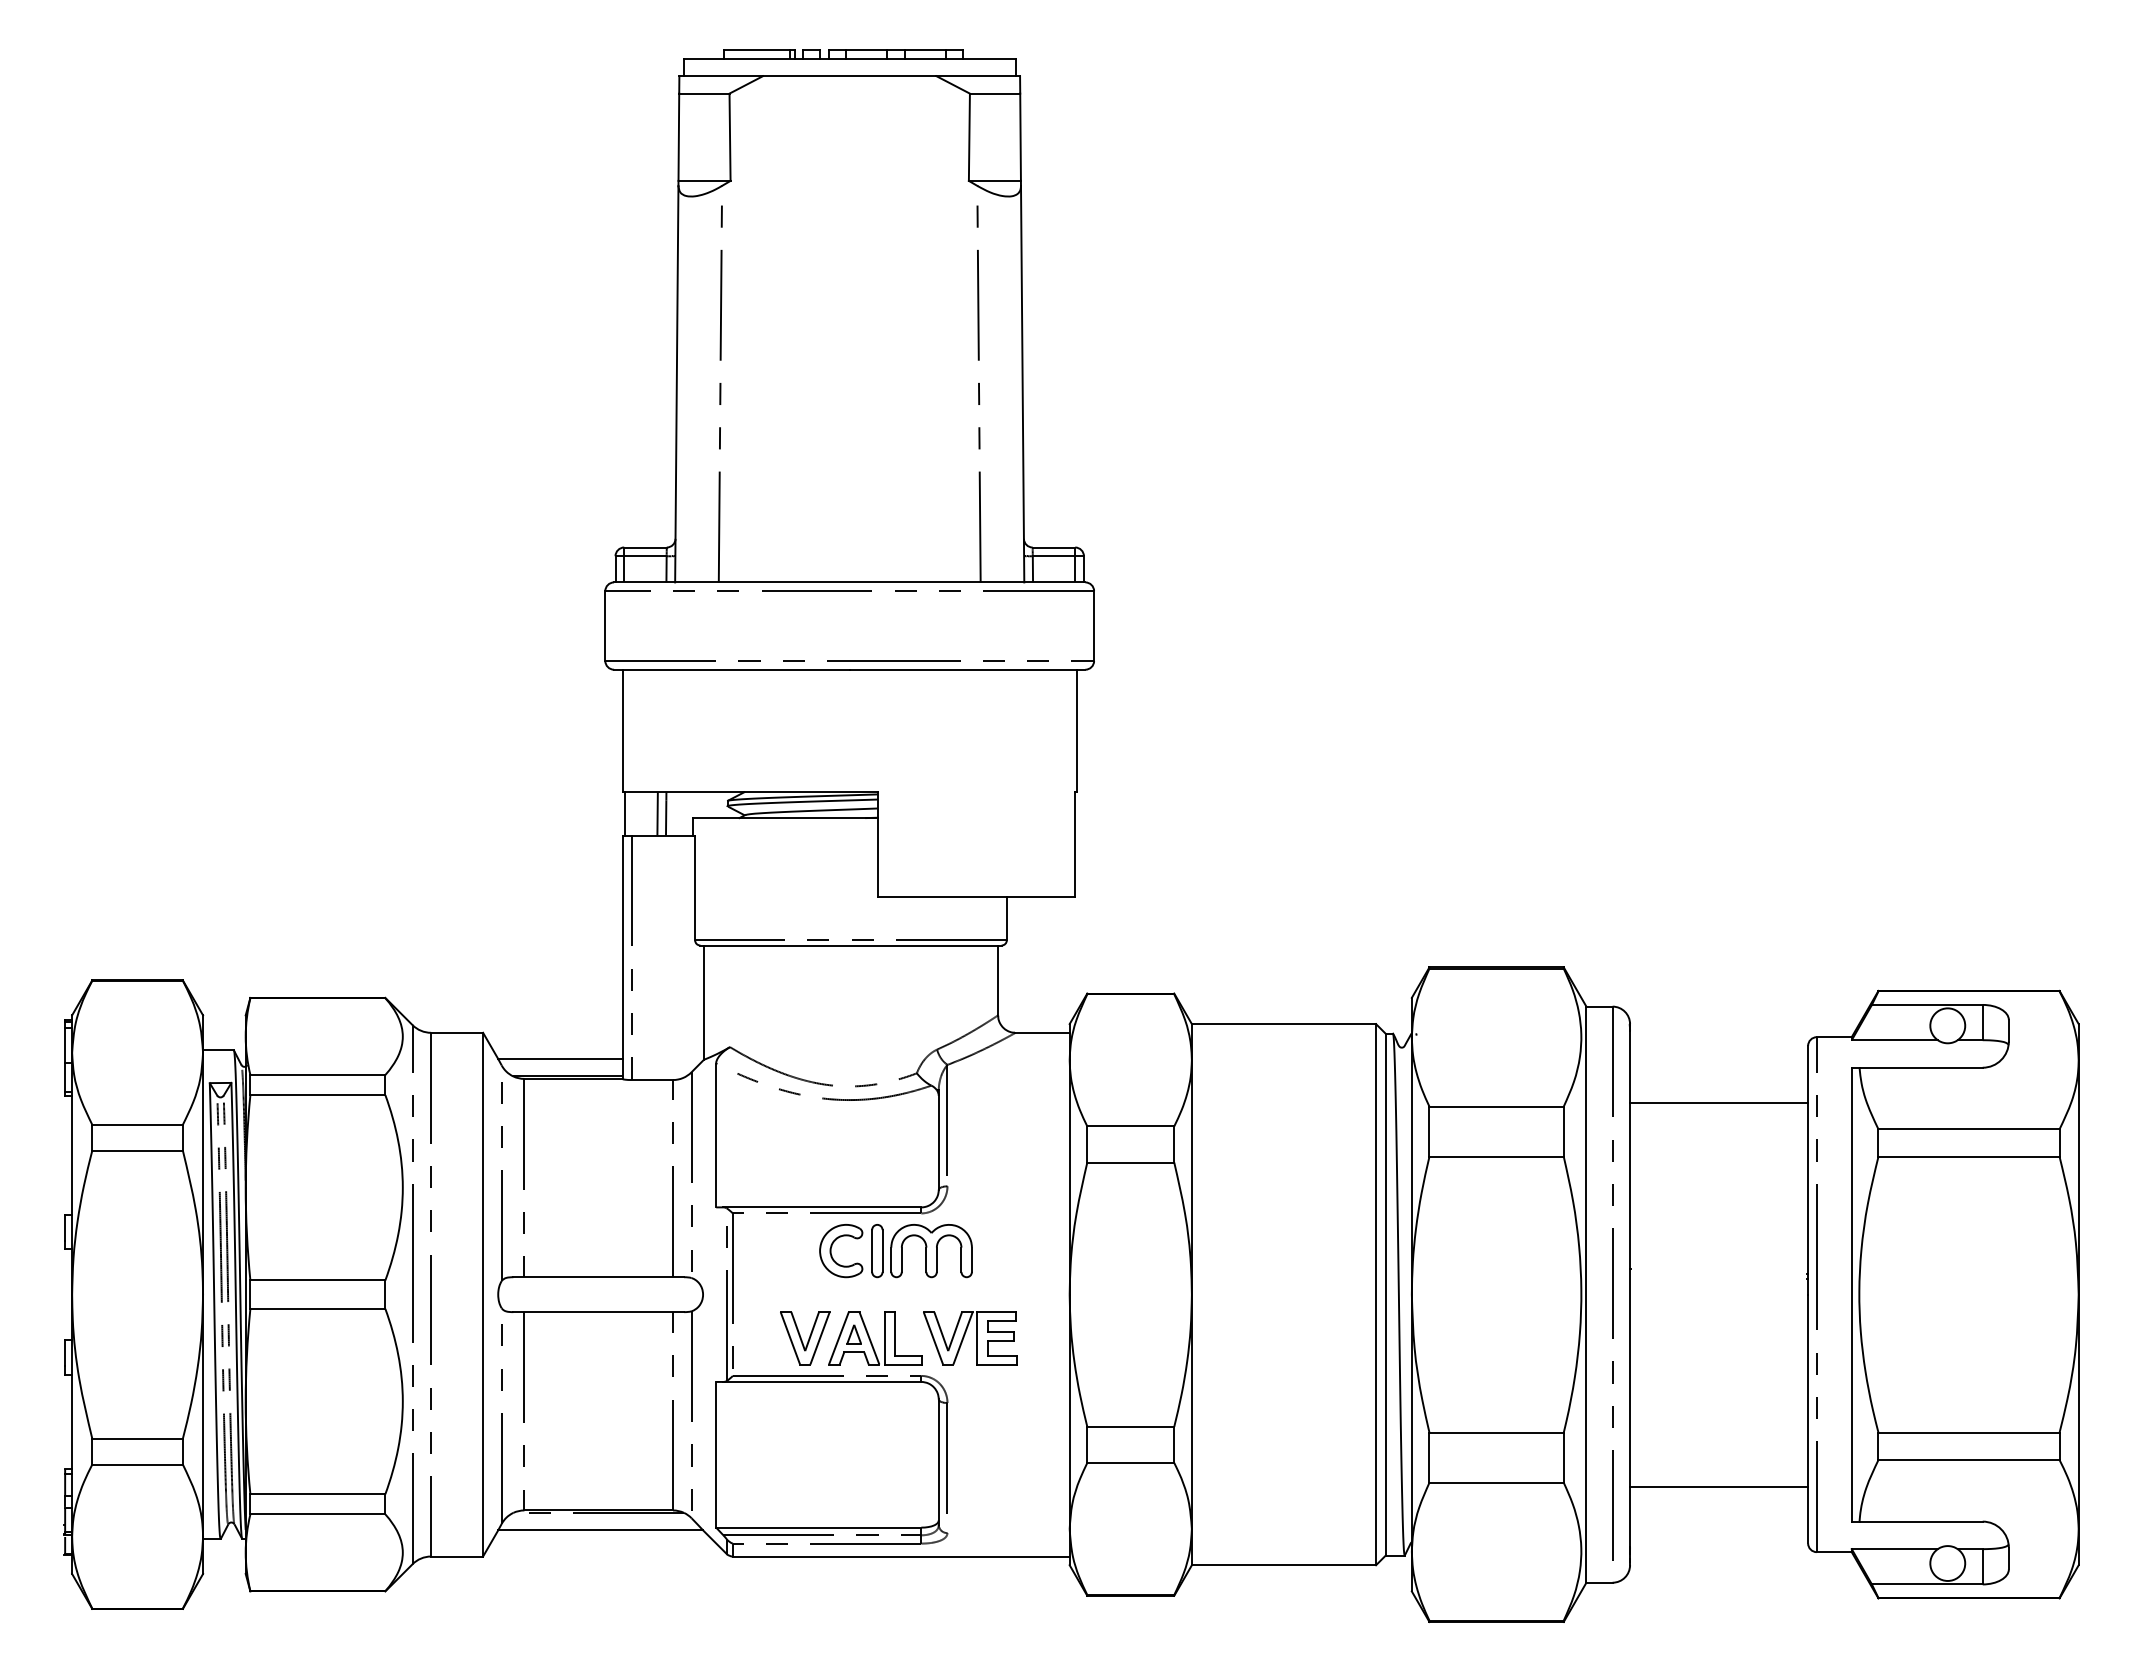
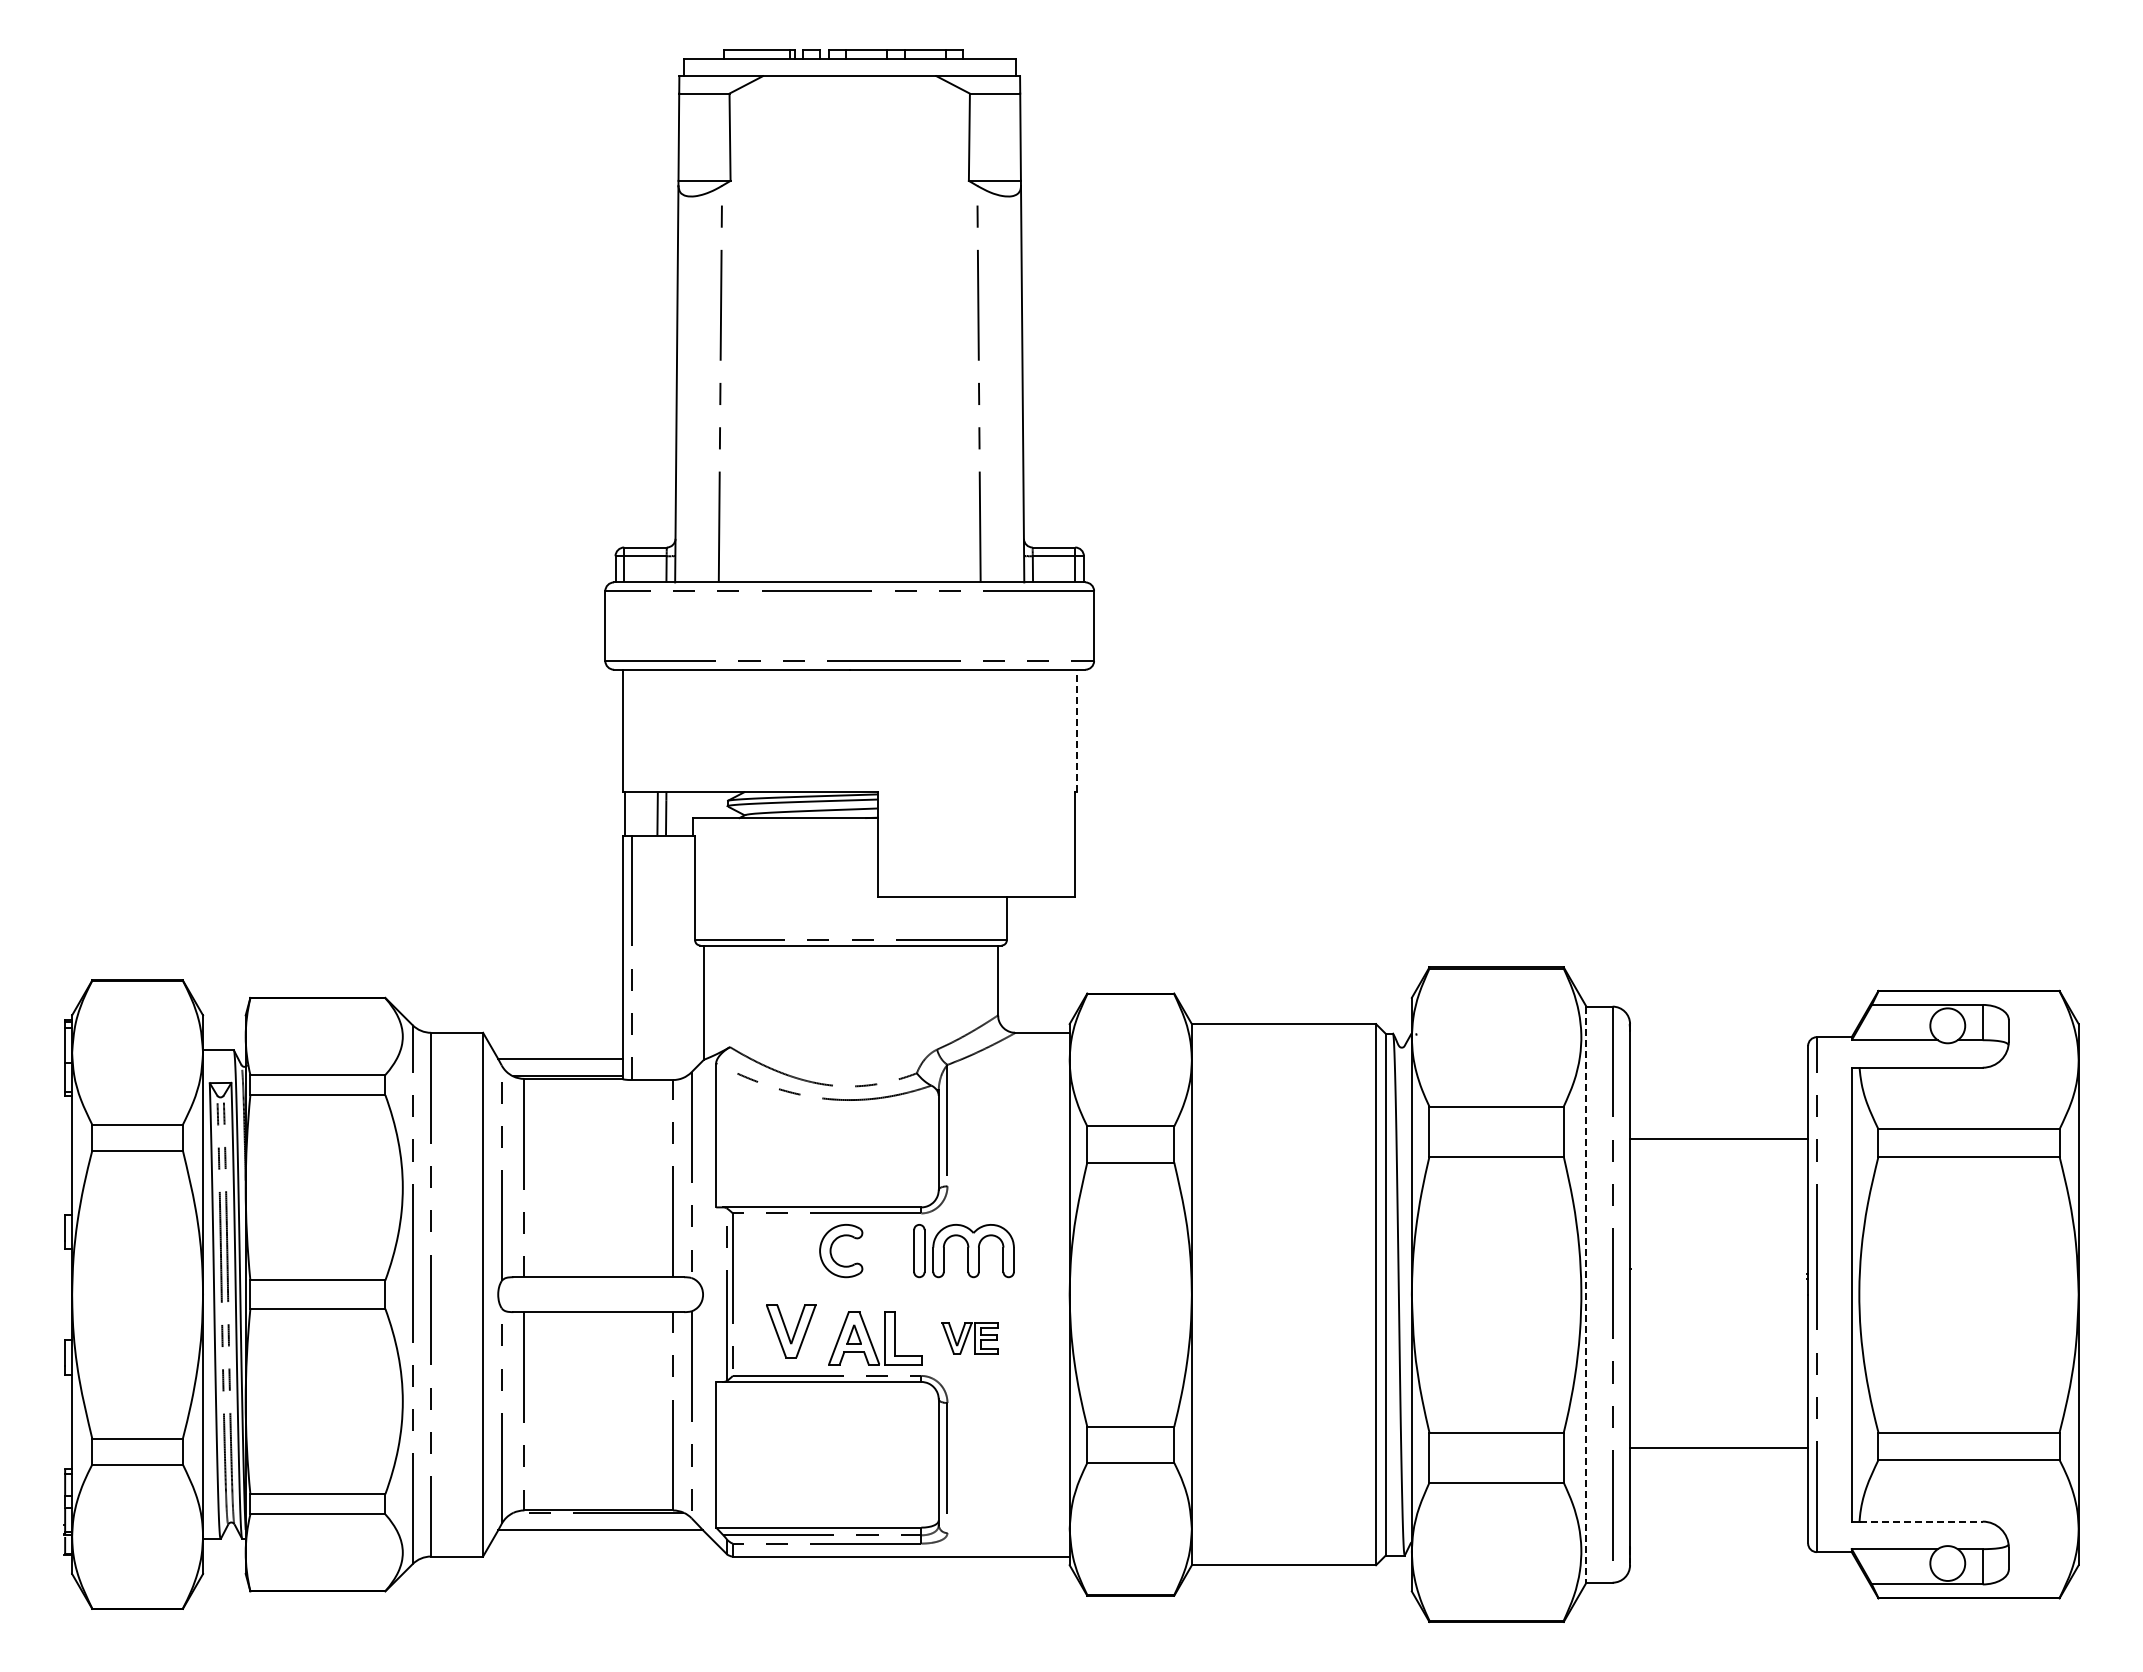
line: solid -> dashed (1076, 730)
line position: (1719, 1102) -> (1719, 1138) (1719, 1138)
part position: (921, 1251) -> (963, 1251) (963, 1251)
line: solid -> dashed (1586, 1295)
part position: (805, 1338) -> (791, 1331) (791, 1331)
part size: 95x55 px -> 58x33 px (969, 1338)
line position: (1719, 1486) -> (1719, 1447) (1719, 1447)
line: solid -> dashed (1921, 1521)
